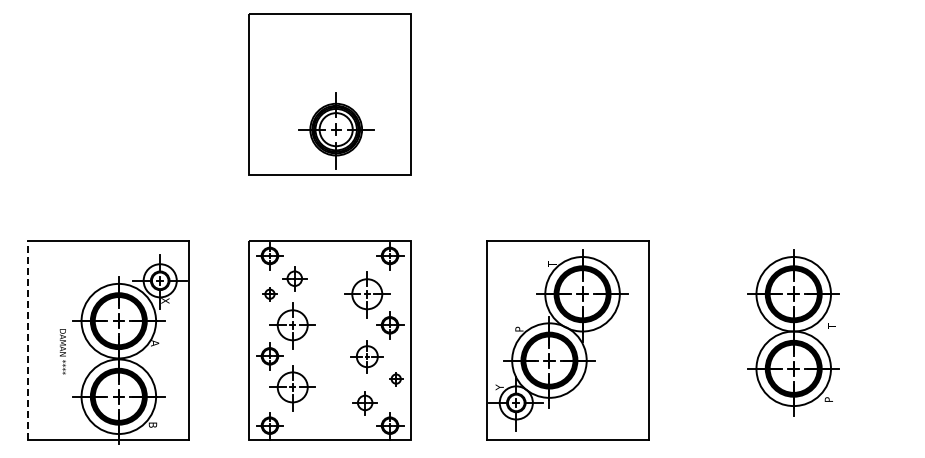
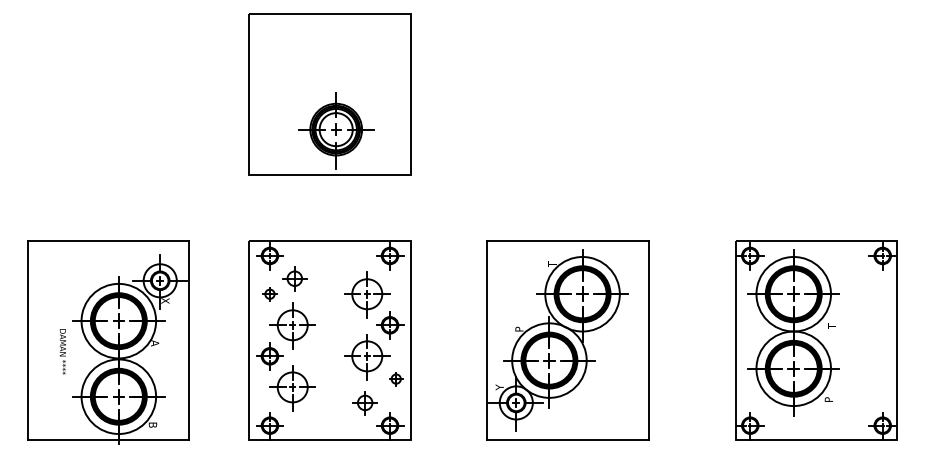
line: dashed -> solid (27, 340)
part: none -> present (816, 340)
part size: 34x34 px -> 47x47 px (367, 357)
